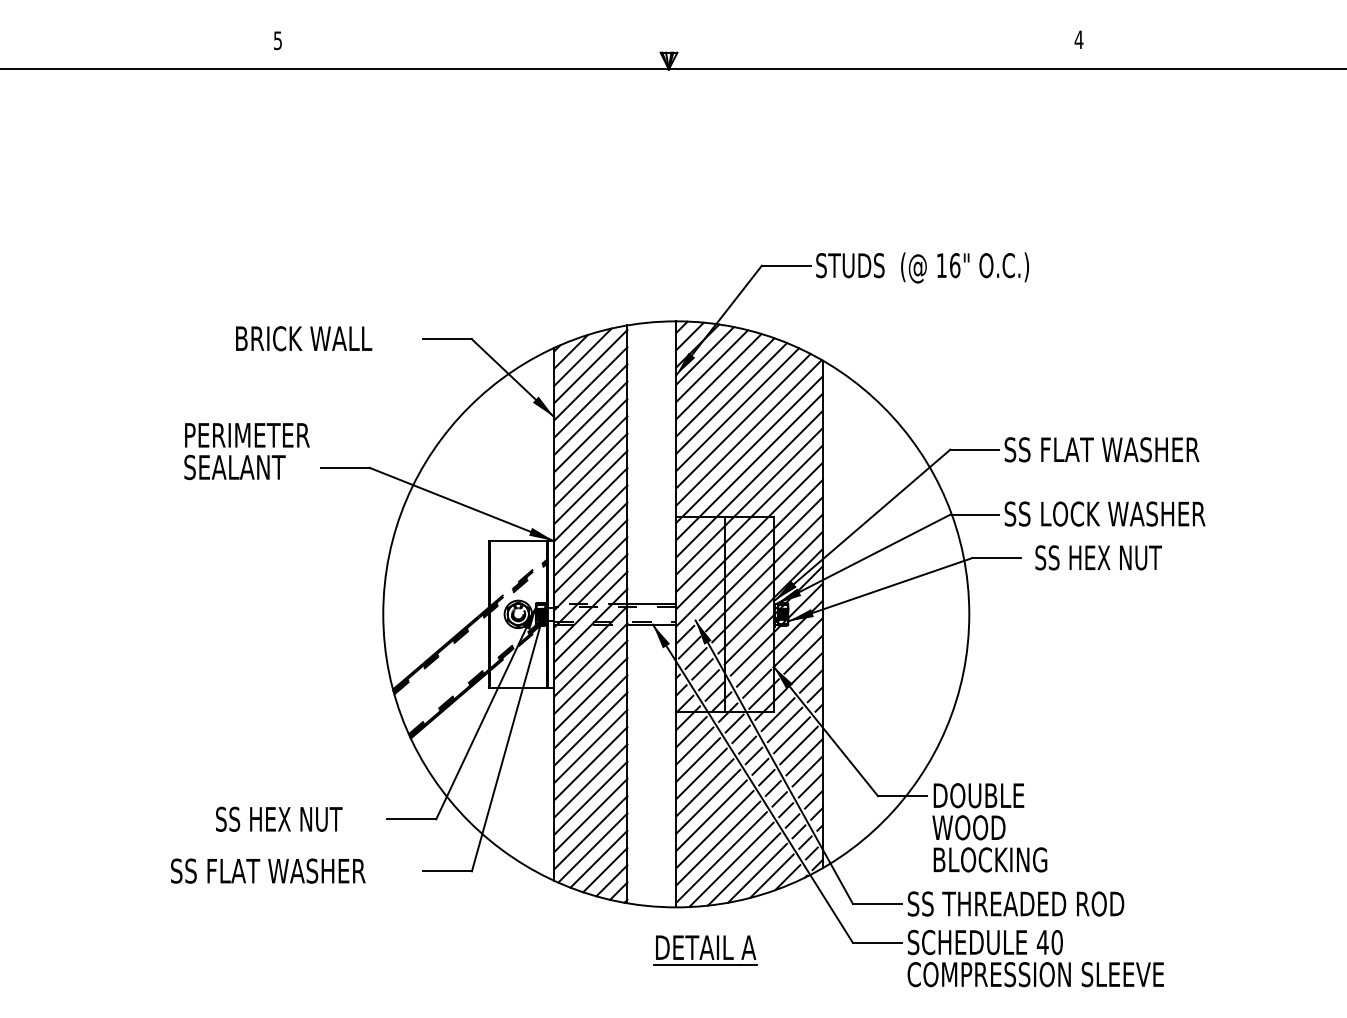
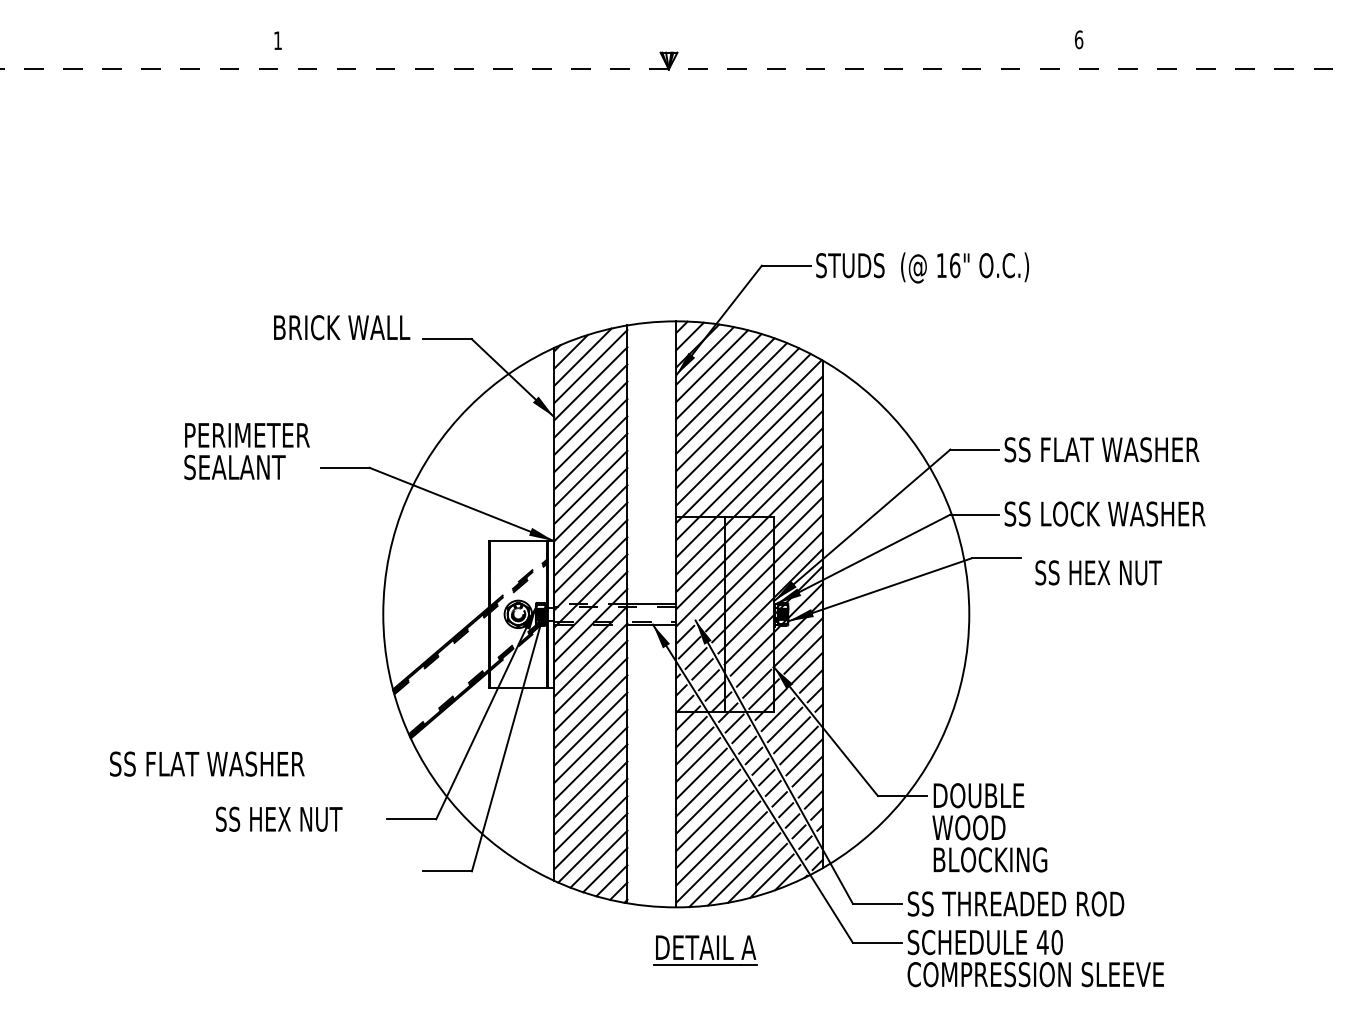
text: 4 -> 6 (1078, 39)
text: 5 -> 1 (277, 40)
line: solid -> dashed (673, 69)
text position: (304, 338) -> (342, 327) (342, 327)
text position: (1098, 557) -> (1098, 572) (1098, 572)
text position: (268, 870) -> (207, 763) (207, 763)
